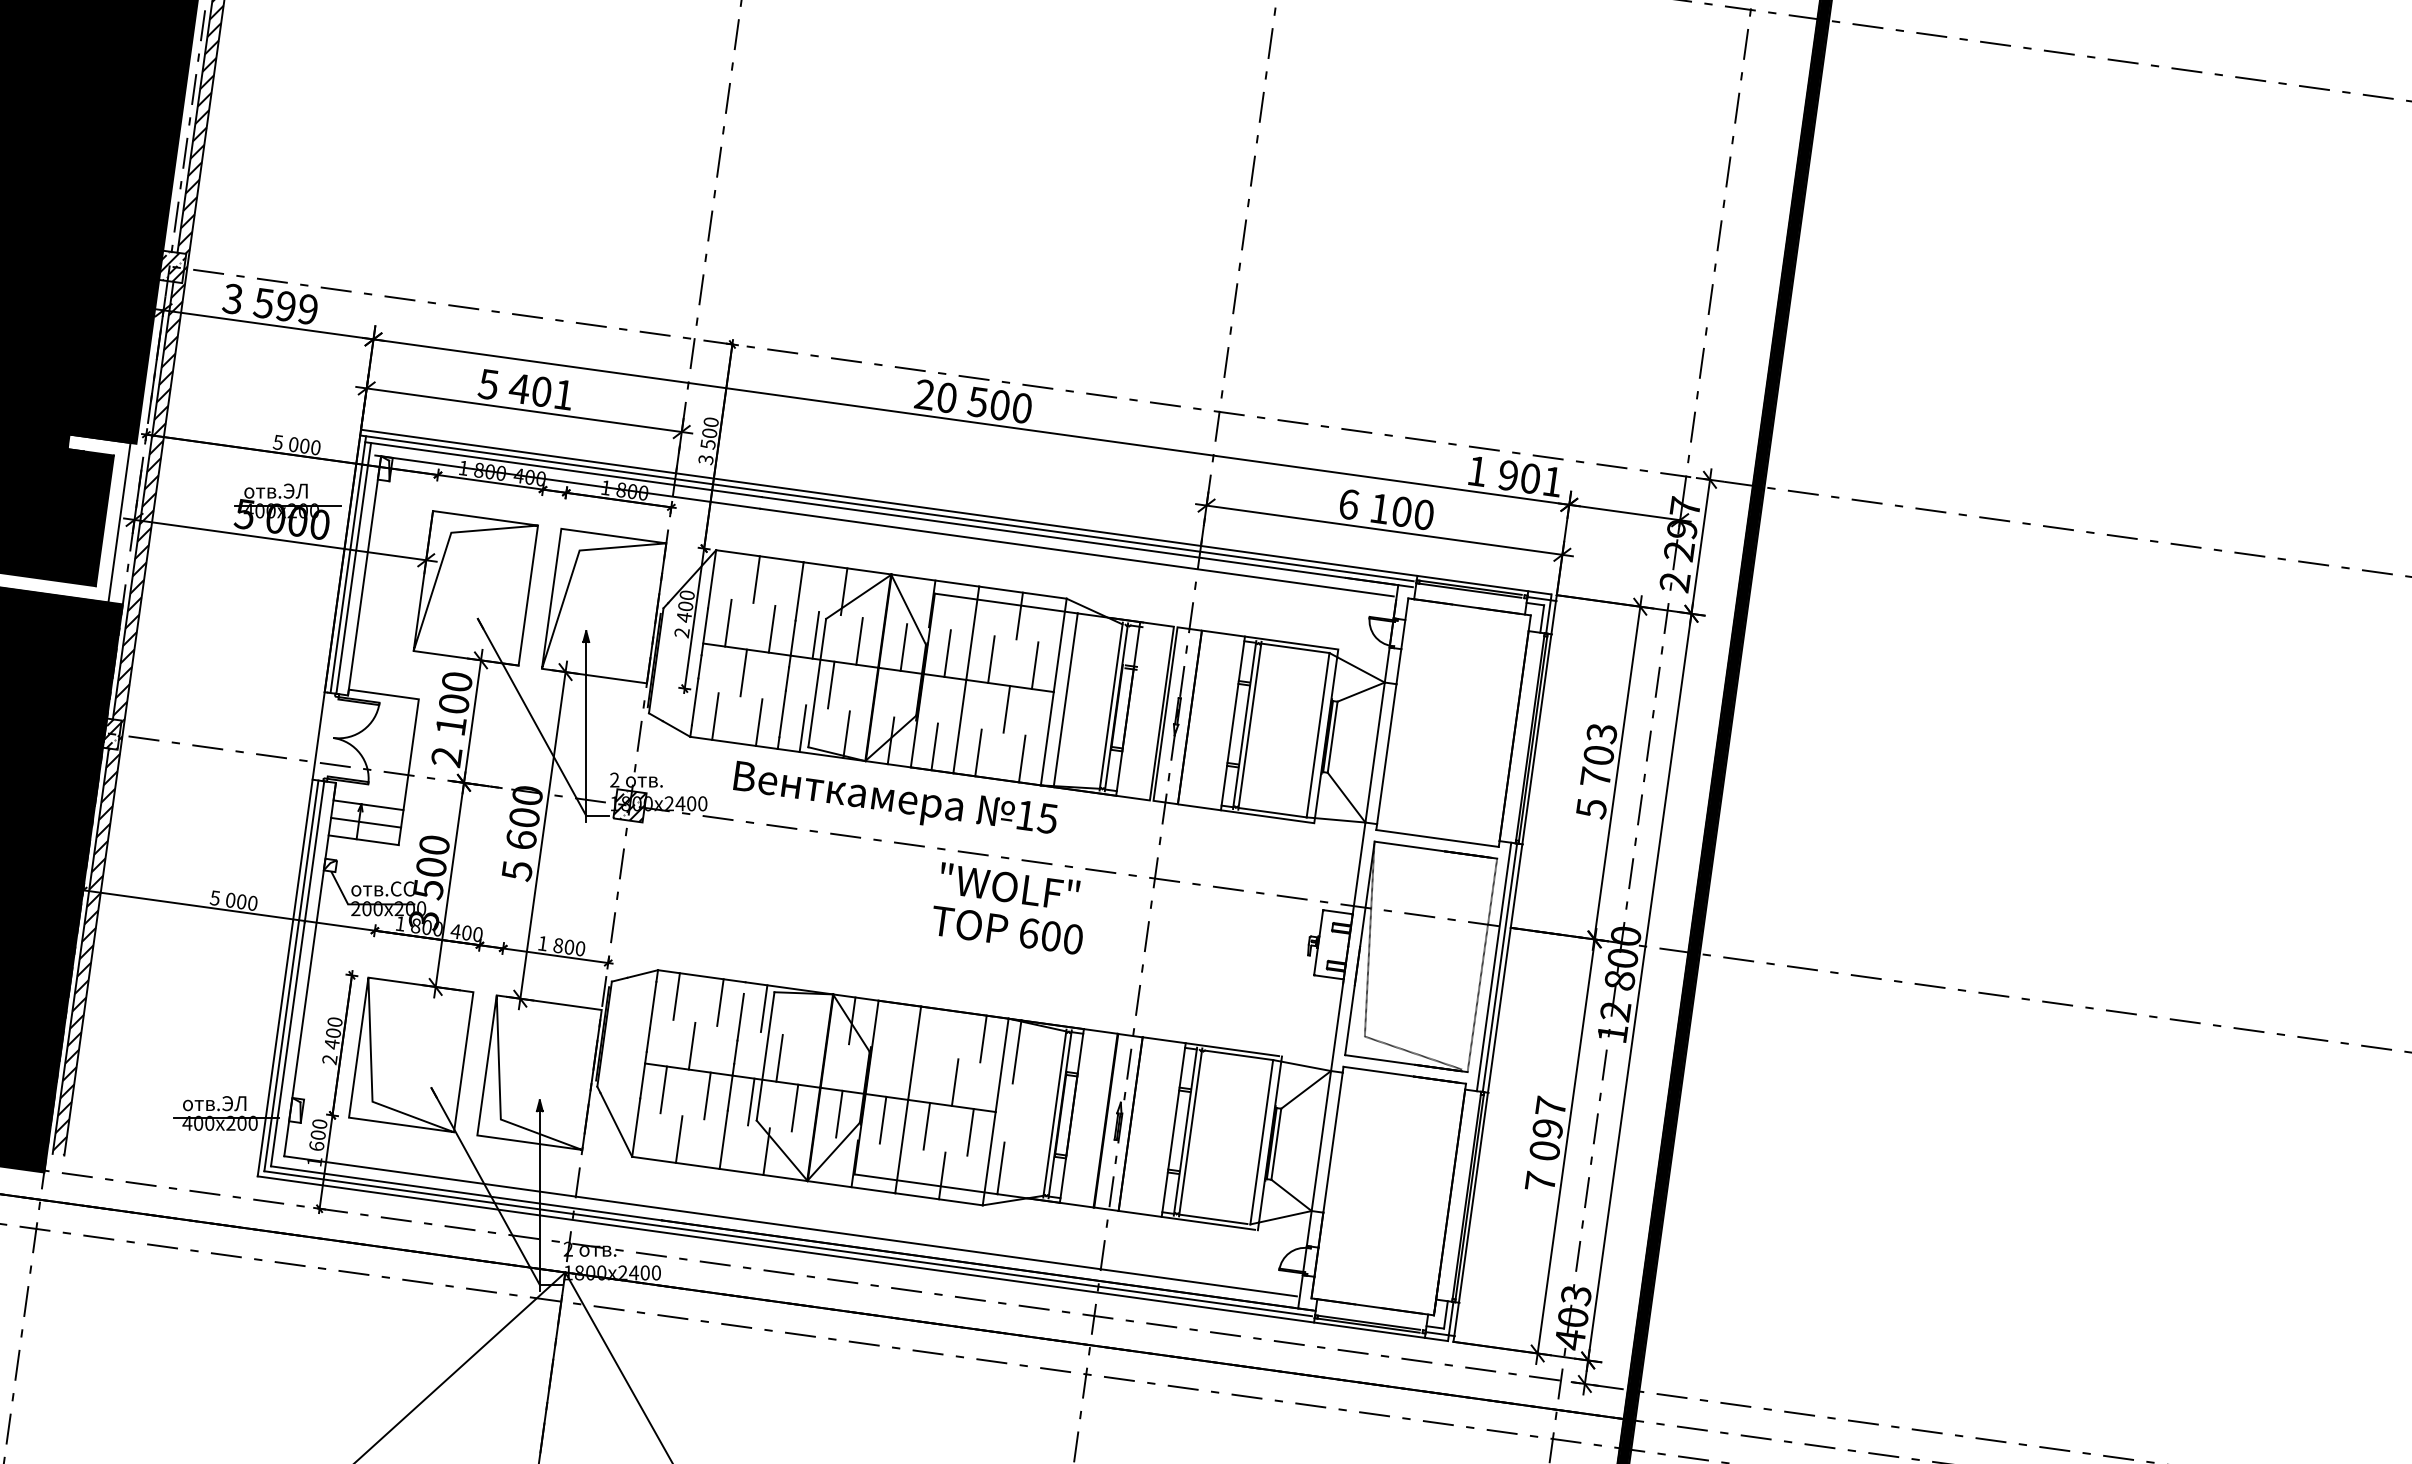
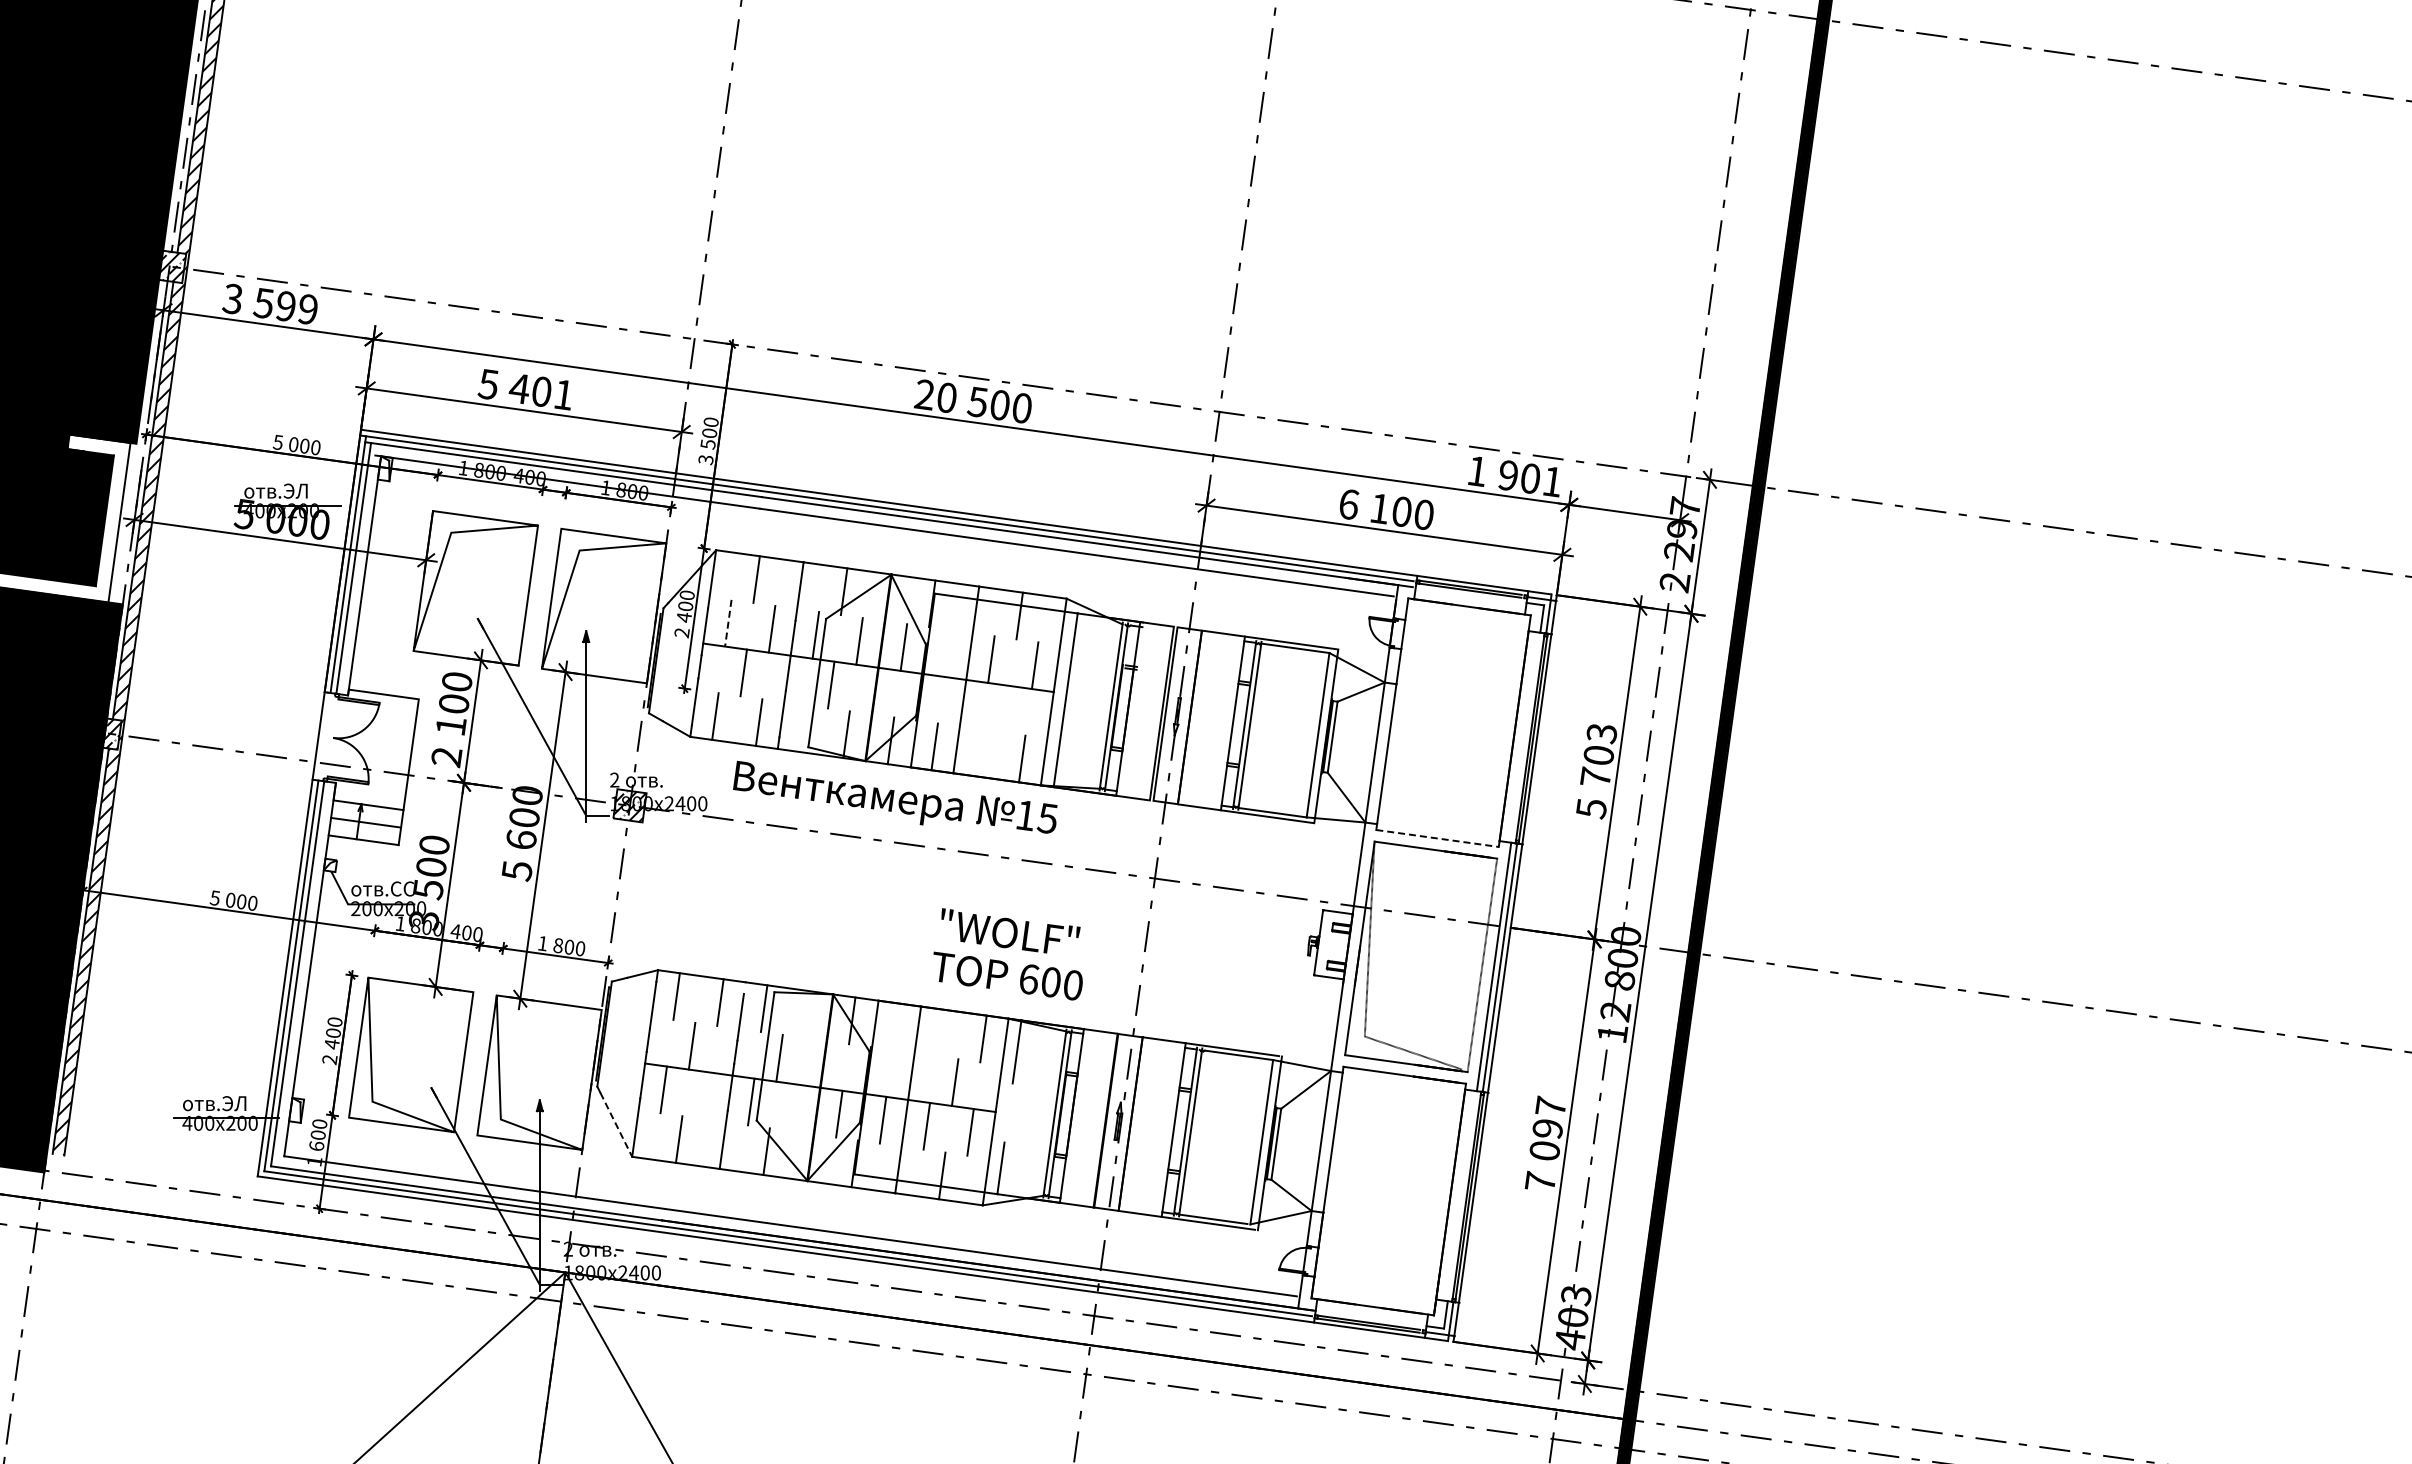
line: solid -> dashed (728, 623)
line: present -> none (947, 653)
line: present -> none (1006, 708)
line: present -> none (802, 728)
line: present -> none (978, 752)
line: solid -> dashed (1437, 838)
text position: (1007, 908) -> (1007, 954) (1007, 954)
line: present -> none (707, 1095)
line: present -> none (794, 1107)
line: solid -> dashed (616, 1124)
